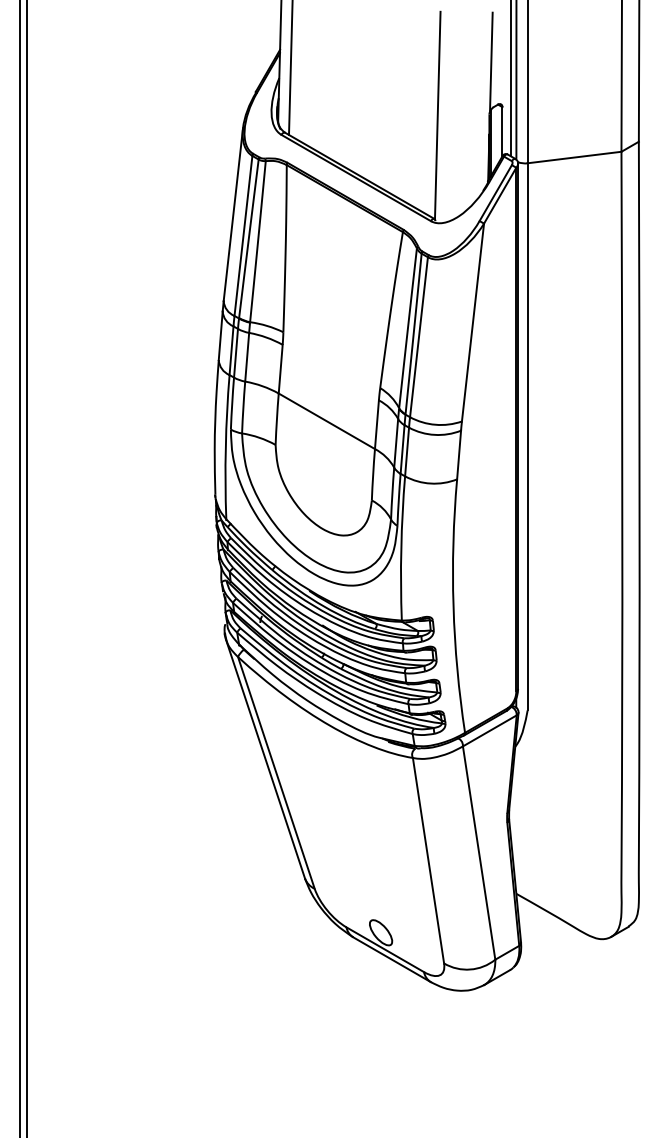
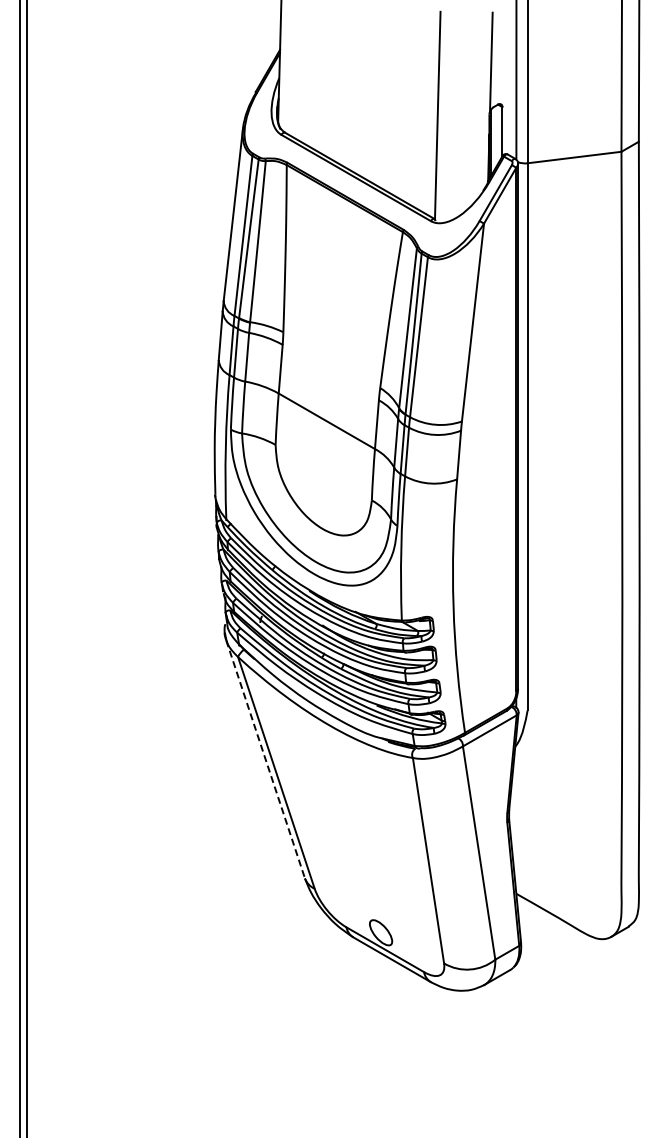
line: present -> none (290, 68)
line: present -> none (510, 79)
line: solid -> dashed (265, 759)
